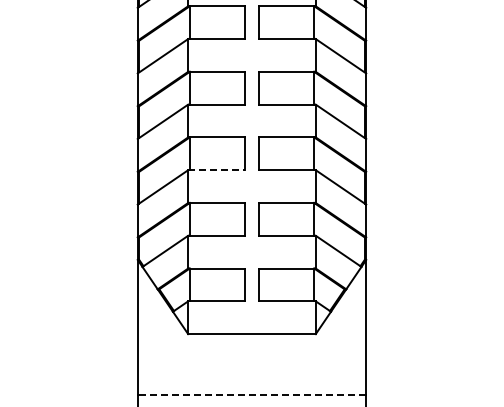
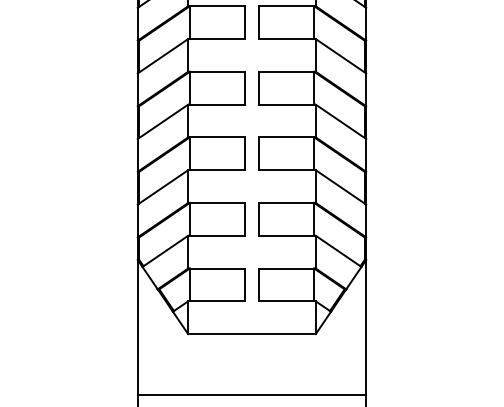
line: dashed -> solid (216, 170)
line: dashed -> solid (251, 394)
